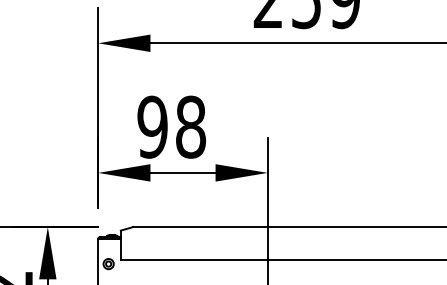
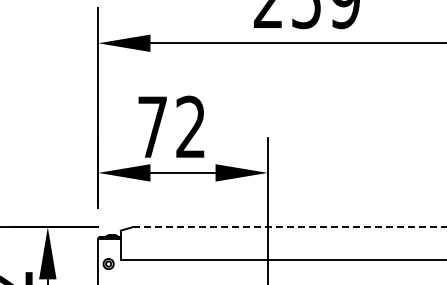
text: 98 -> 72 (171, 126)
line: solid -> dashed (289, 227)
